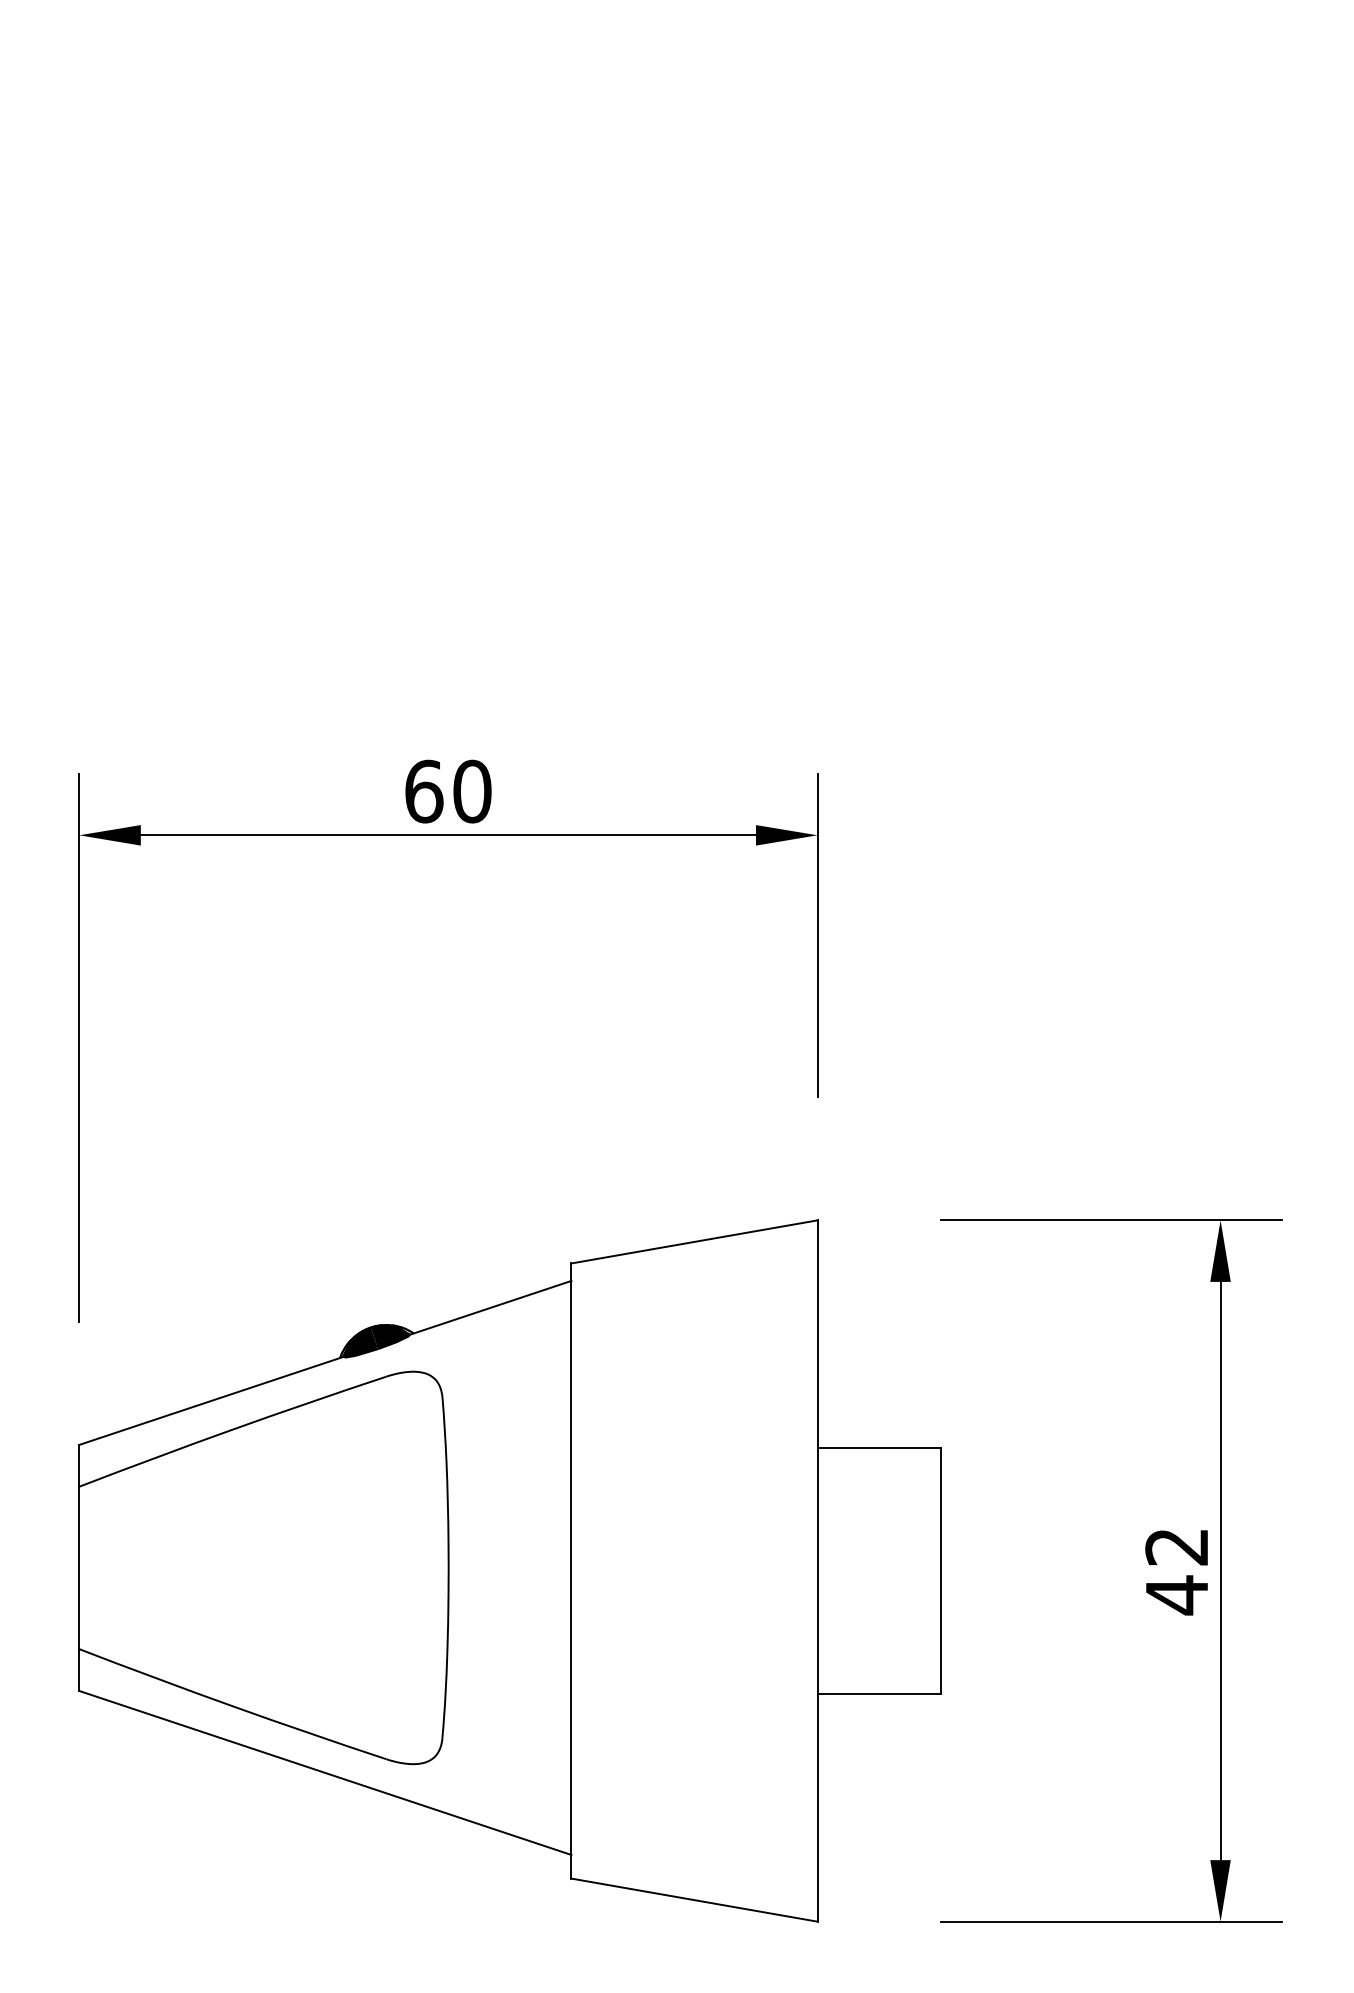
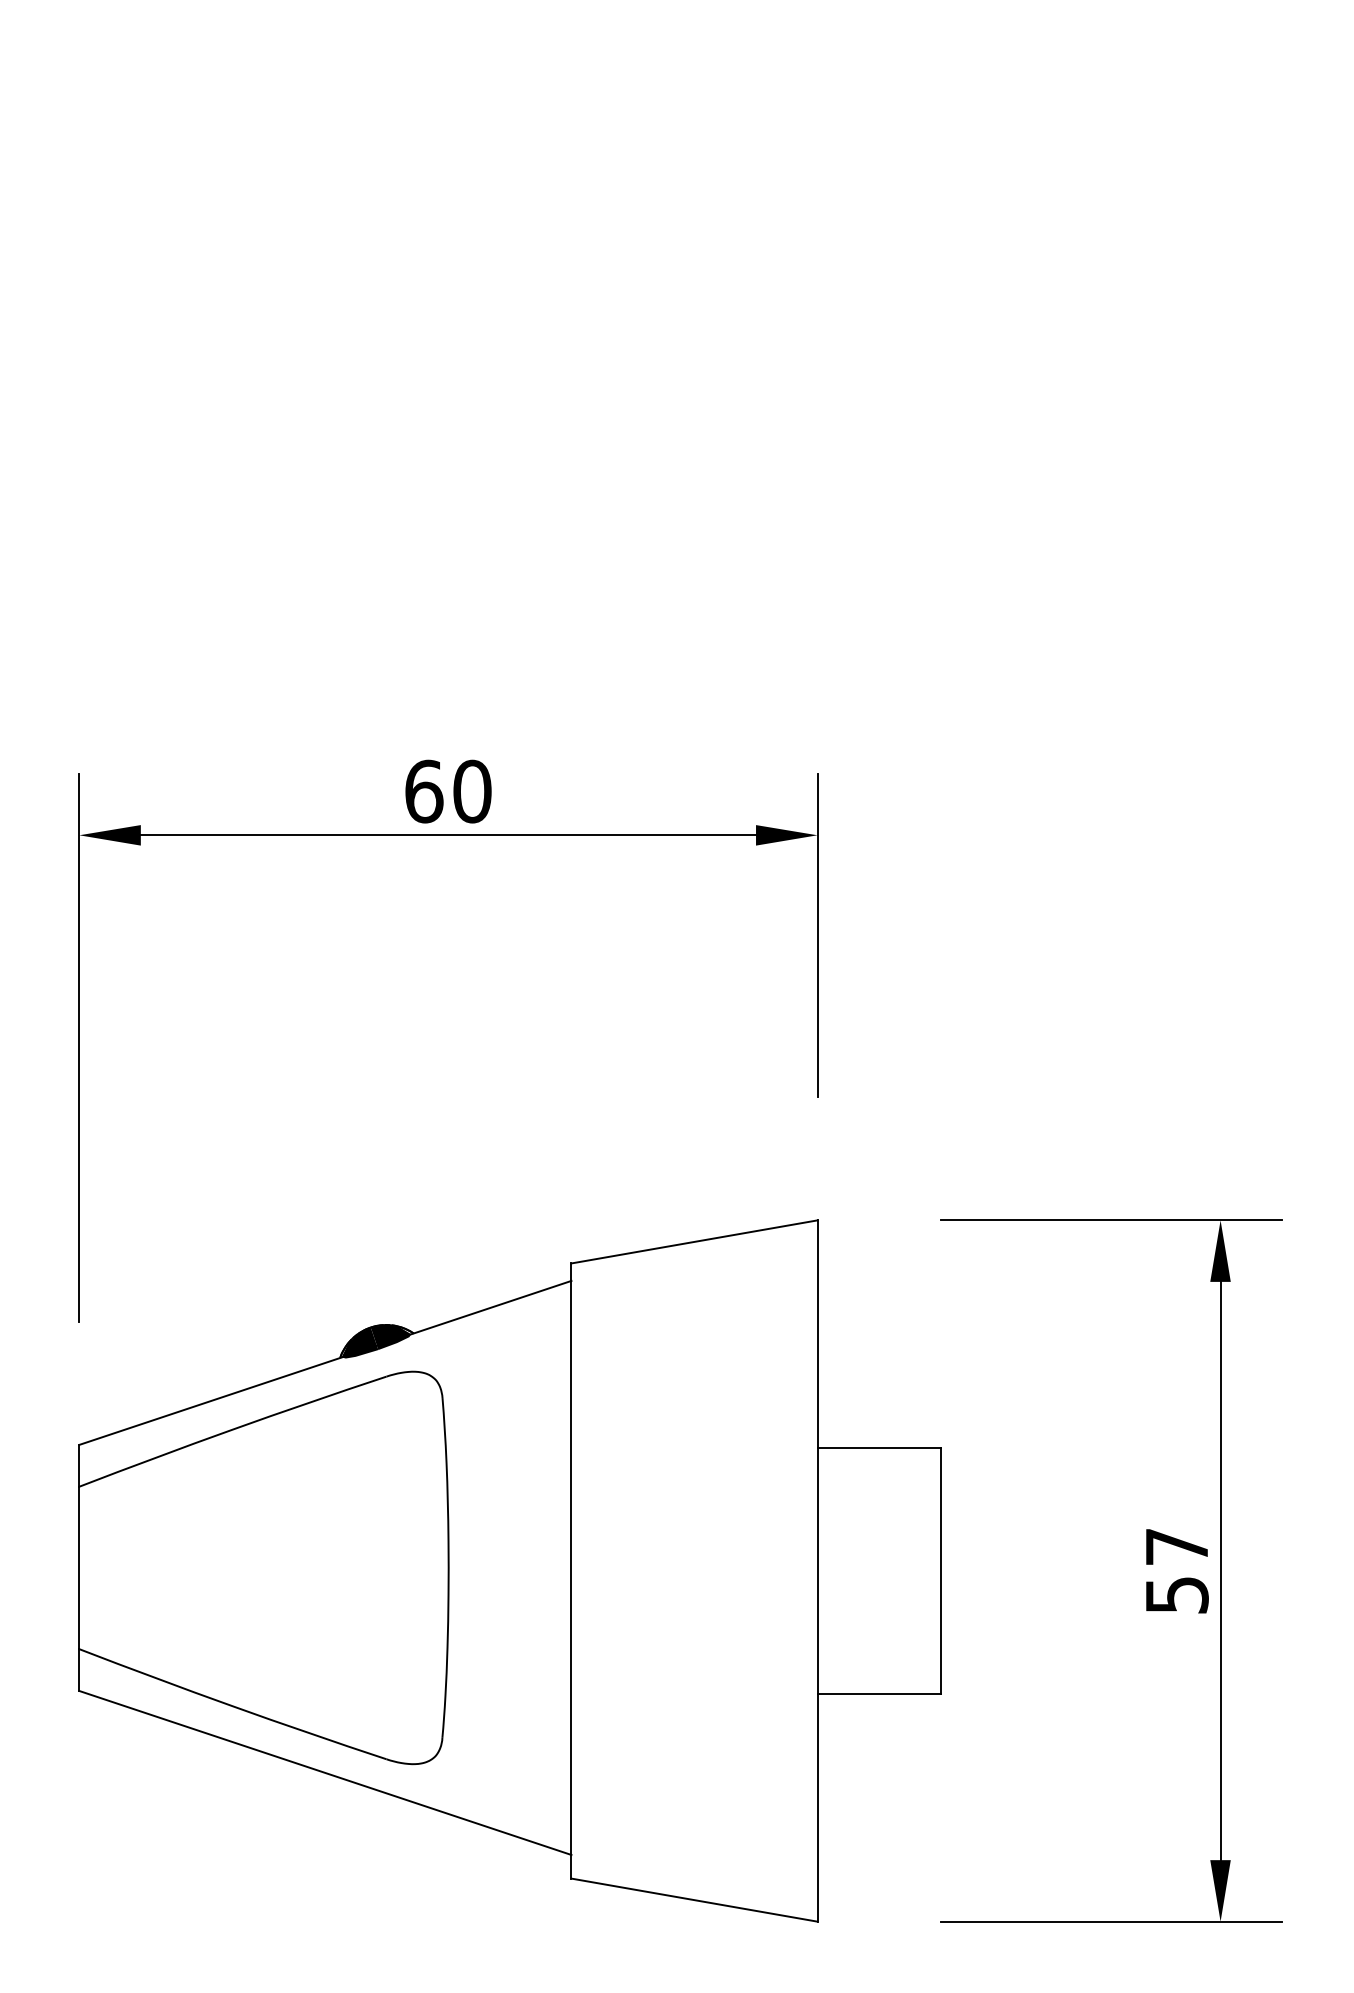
text: 42 -> 57 (1176, 1572)
